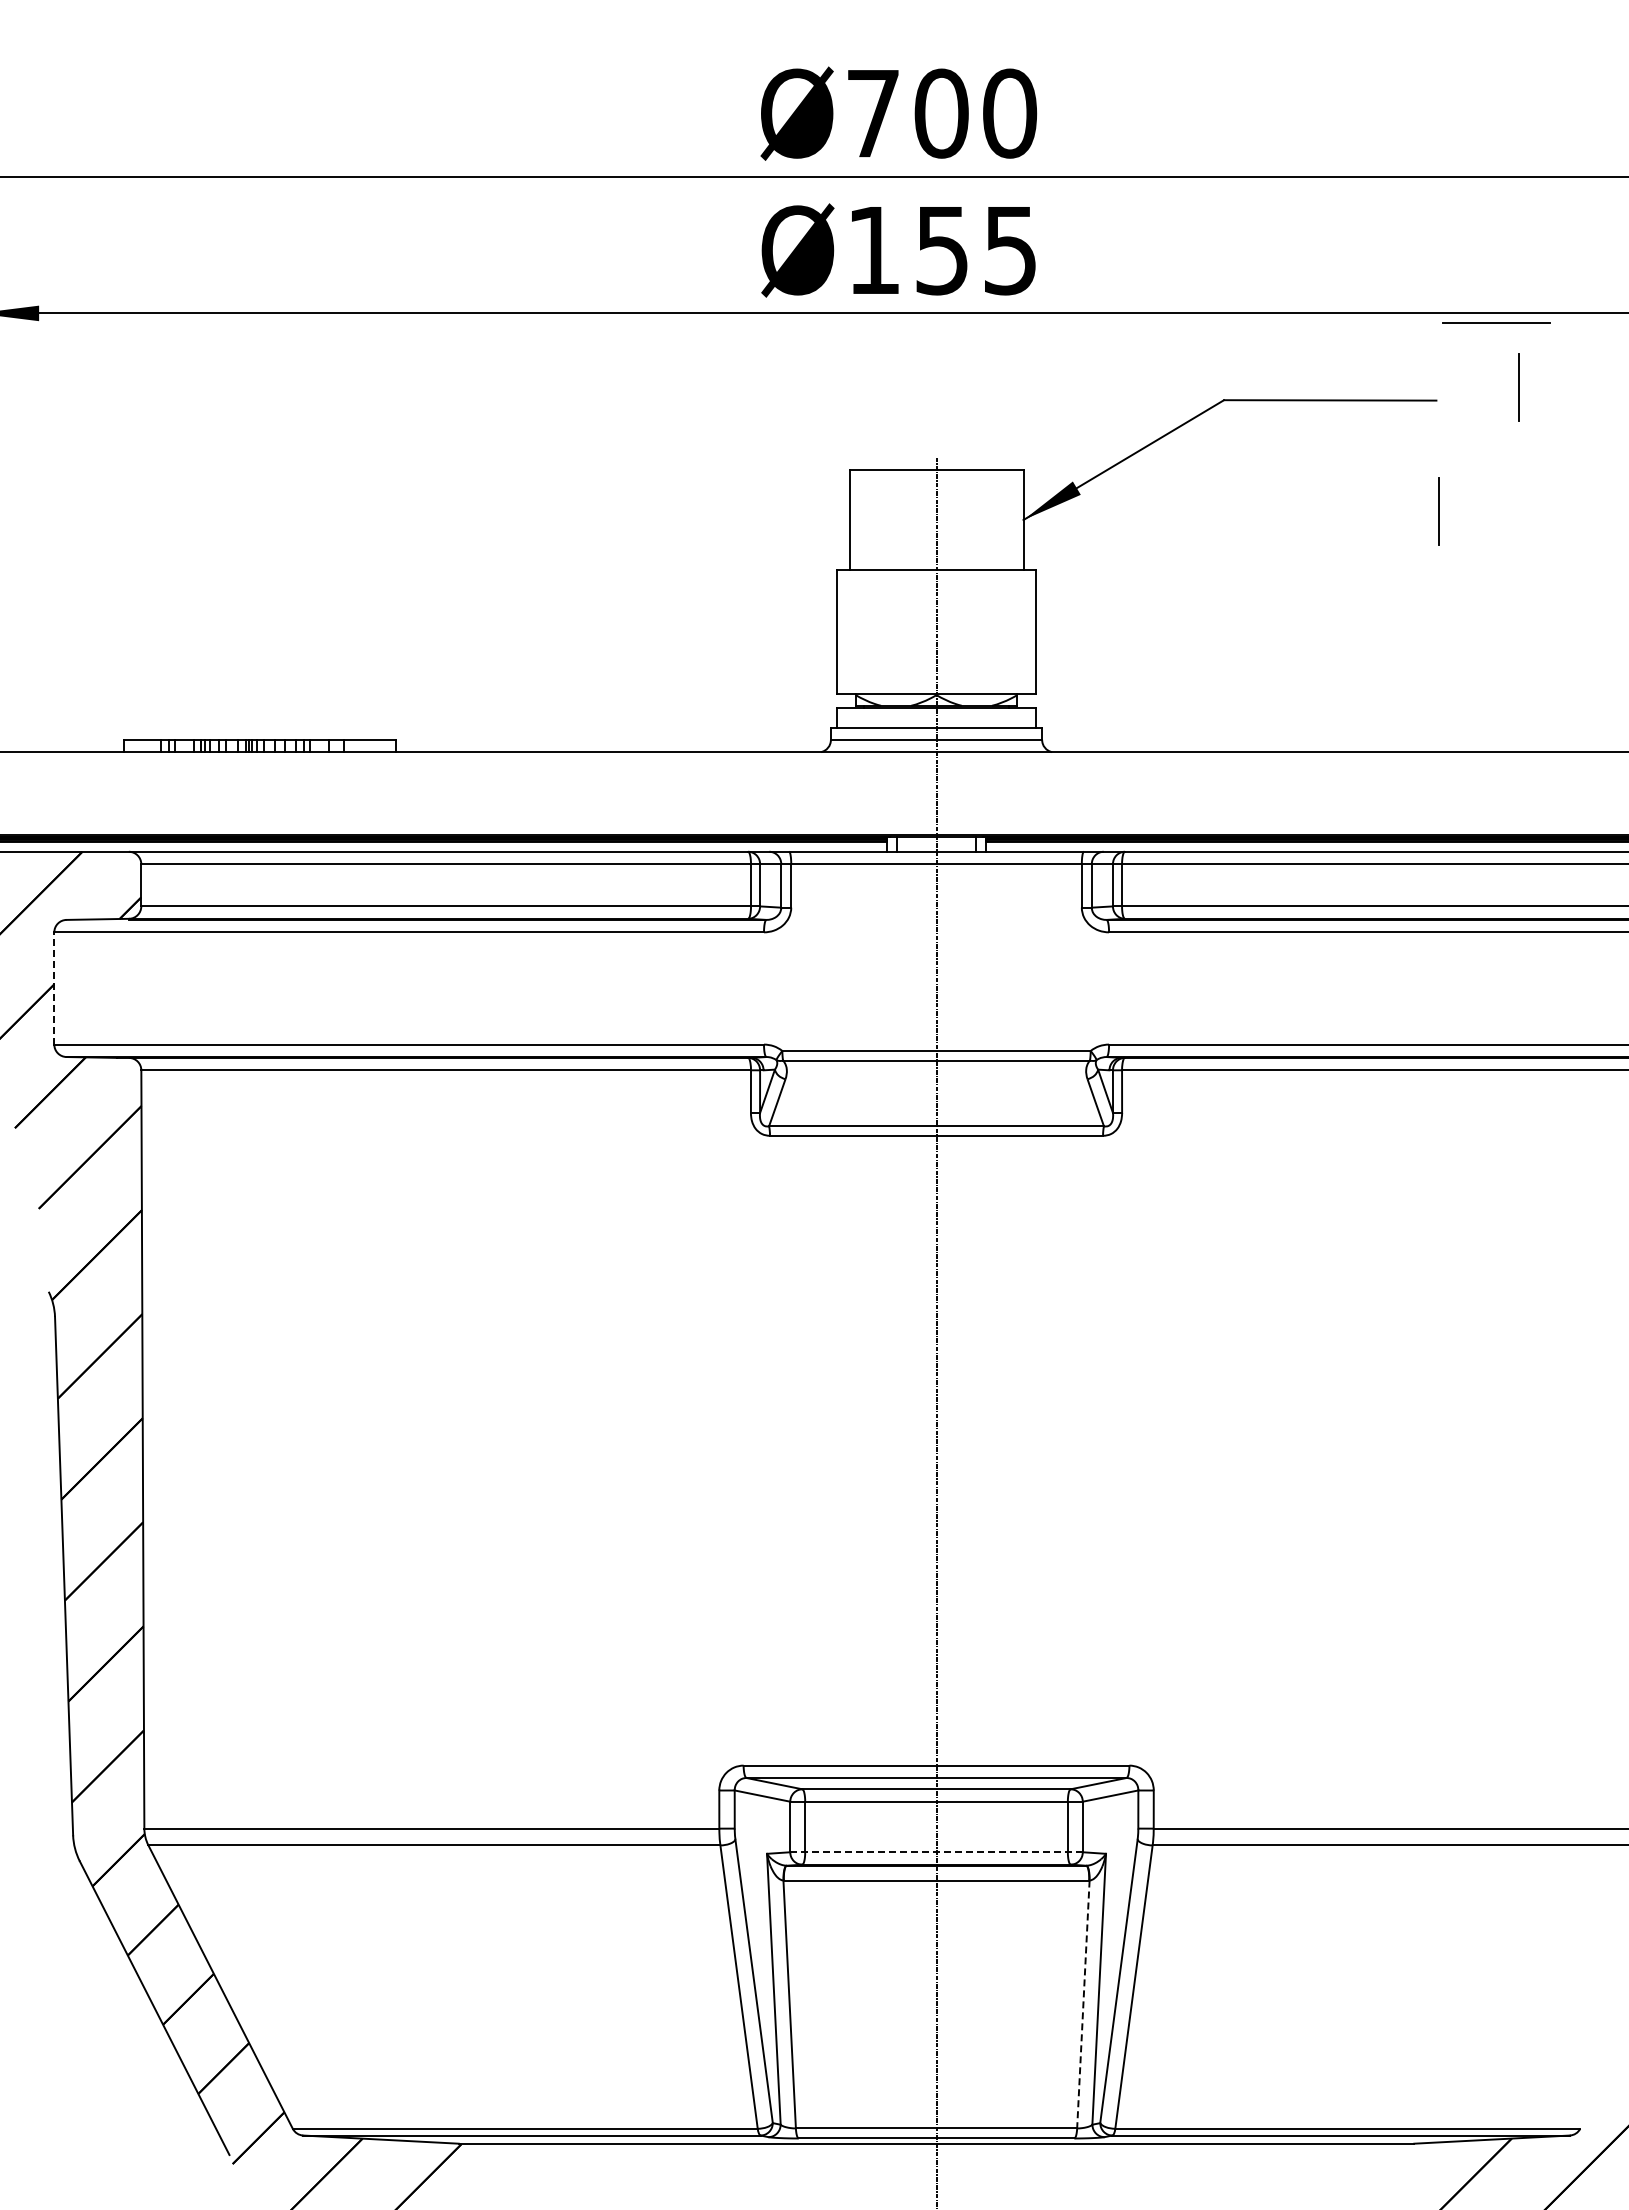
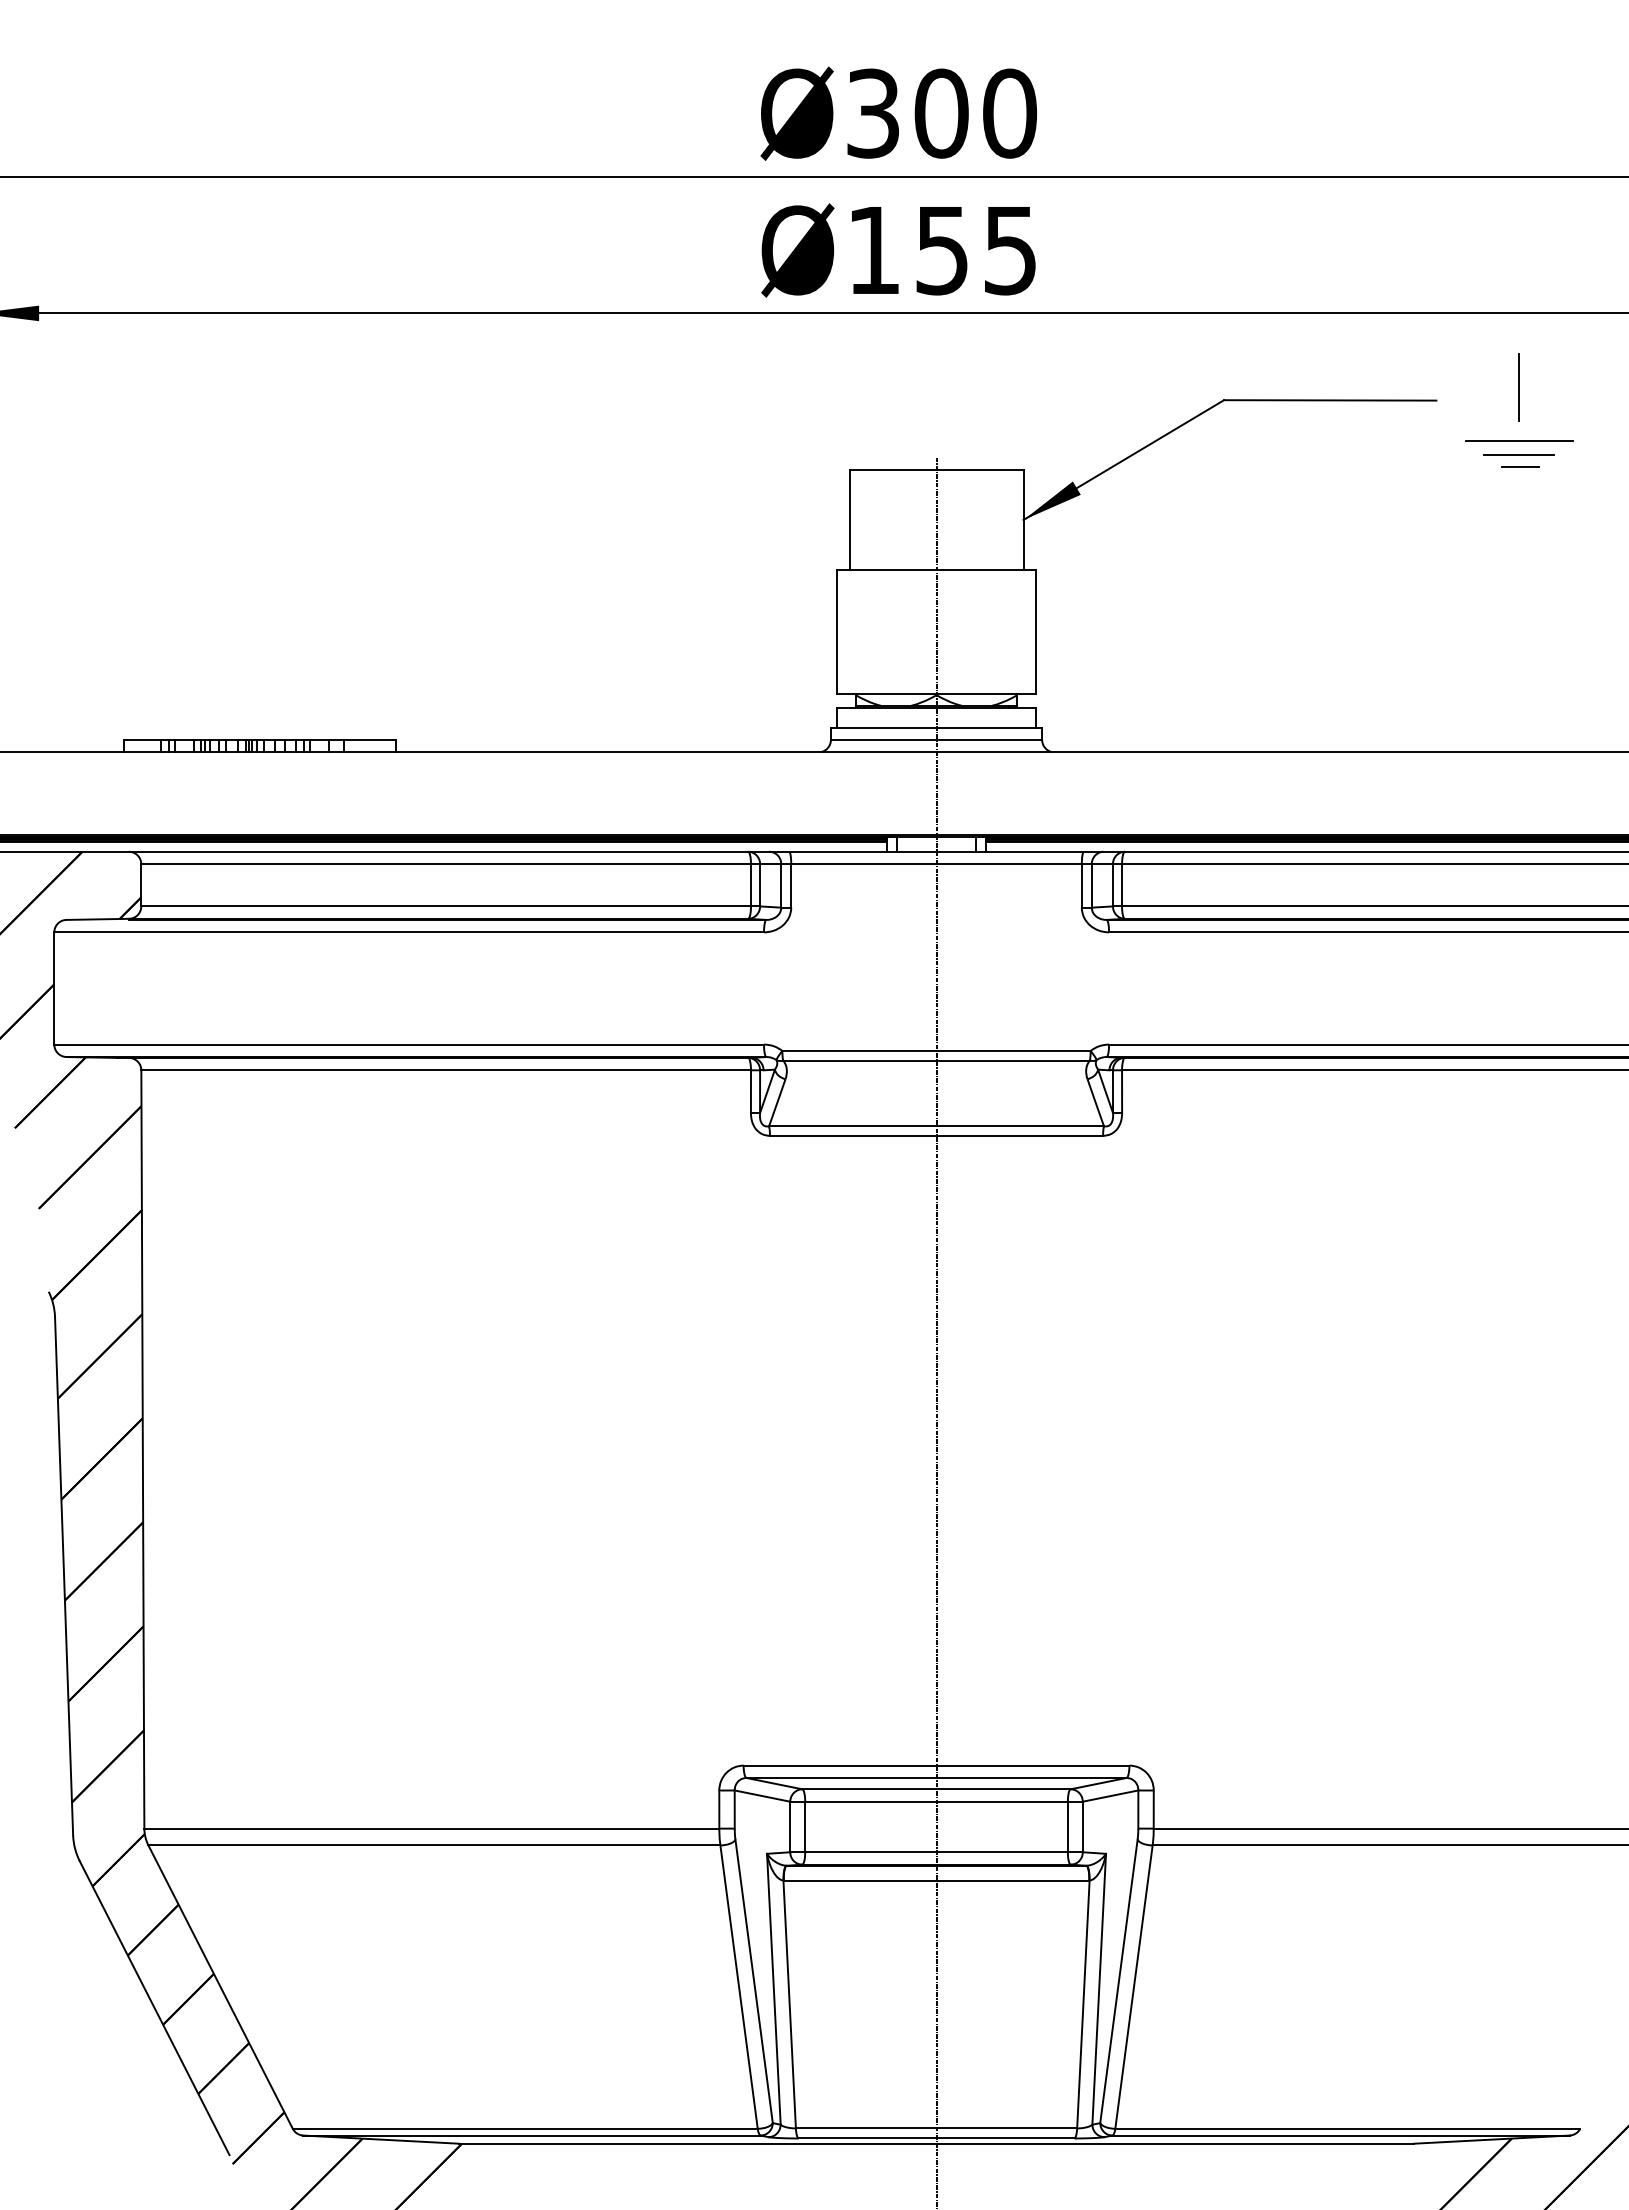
text: Ø700 -> Ø300 (873, 113)
line position: (1496, 322) -> (1519, 440) (1519, 440)
line: none -> present (1519, 455)
line: none -> present (1520, 466)
line: present -> none (1438, 511)
line: dashed -> solid (54, 987)
line: dashed -> solid (936, 1852)
line: dashed -> solid (1083, 2004)
